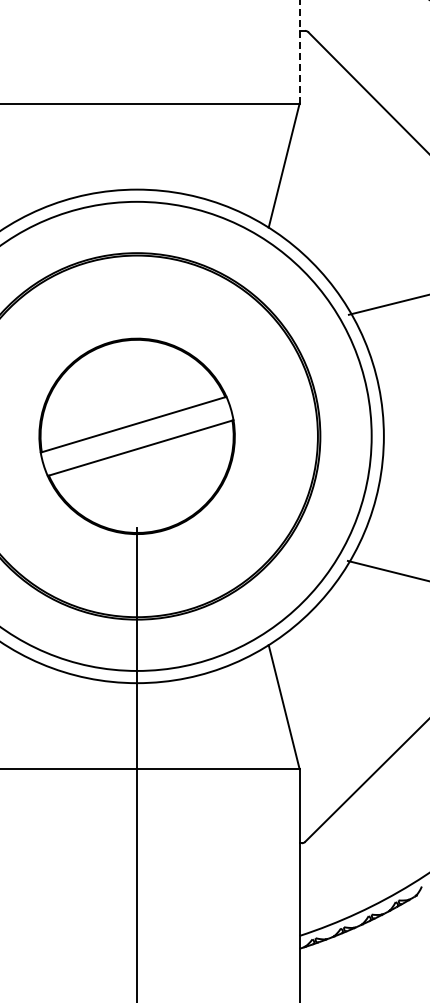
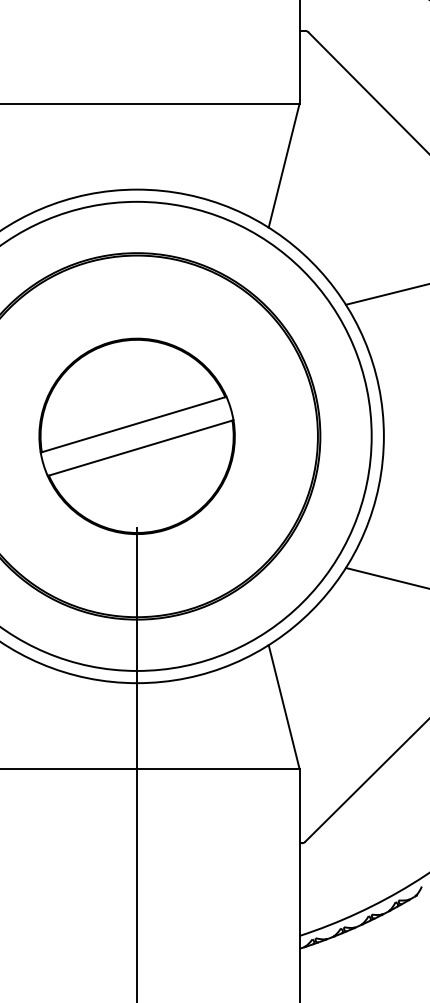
line: dashed -> solid (299, 51)
line position: (387, 304) -> (385, 294) (385, 294)
line position: (386, 570) -> (385, 577) (385, 577)
